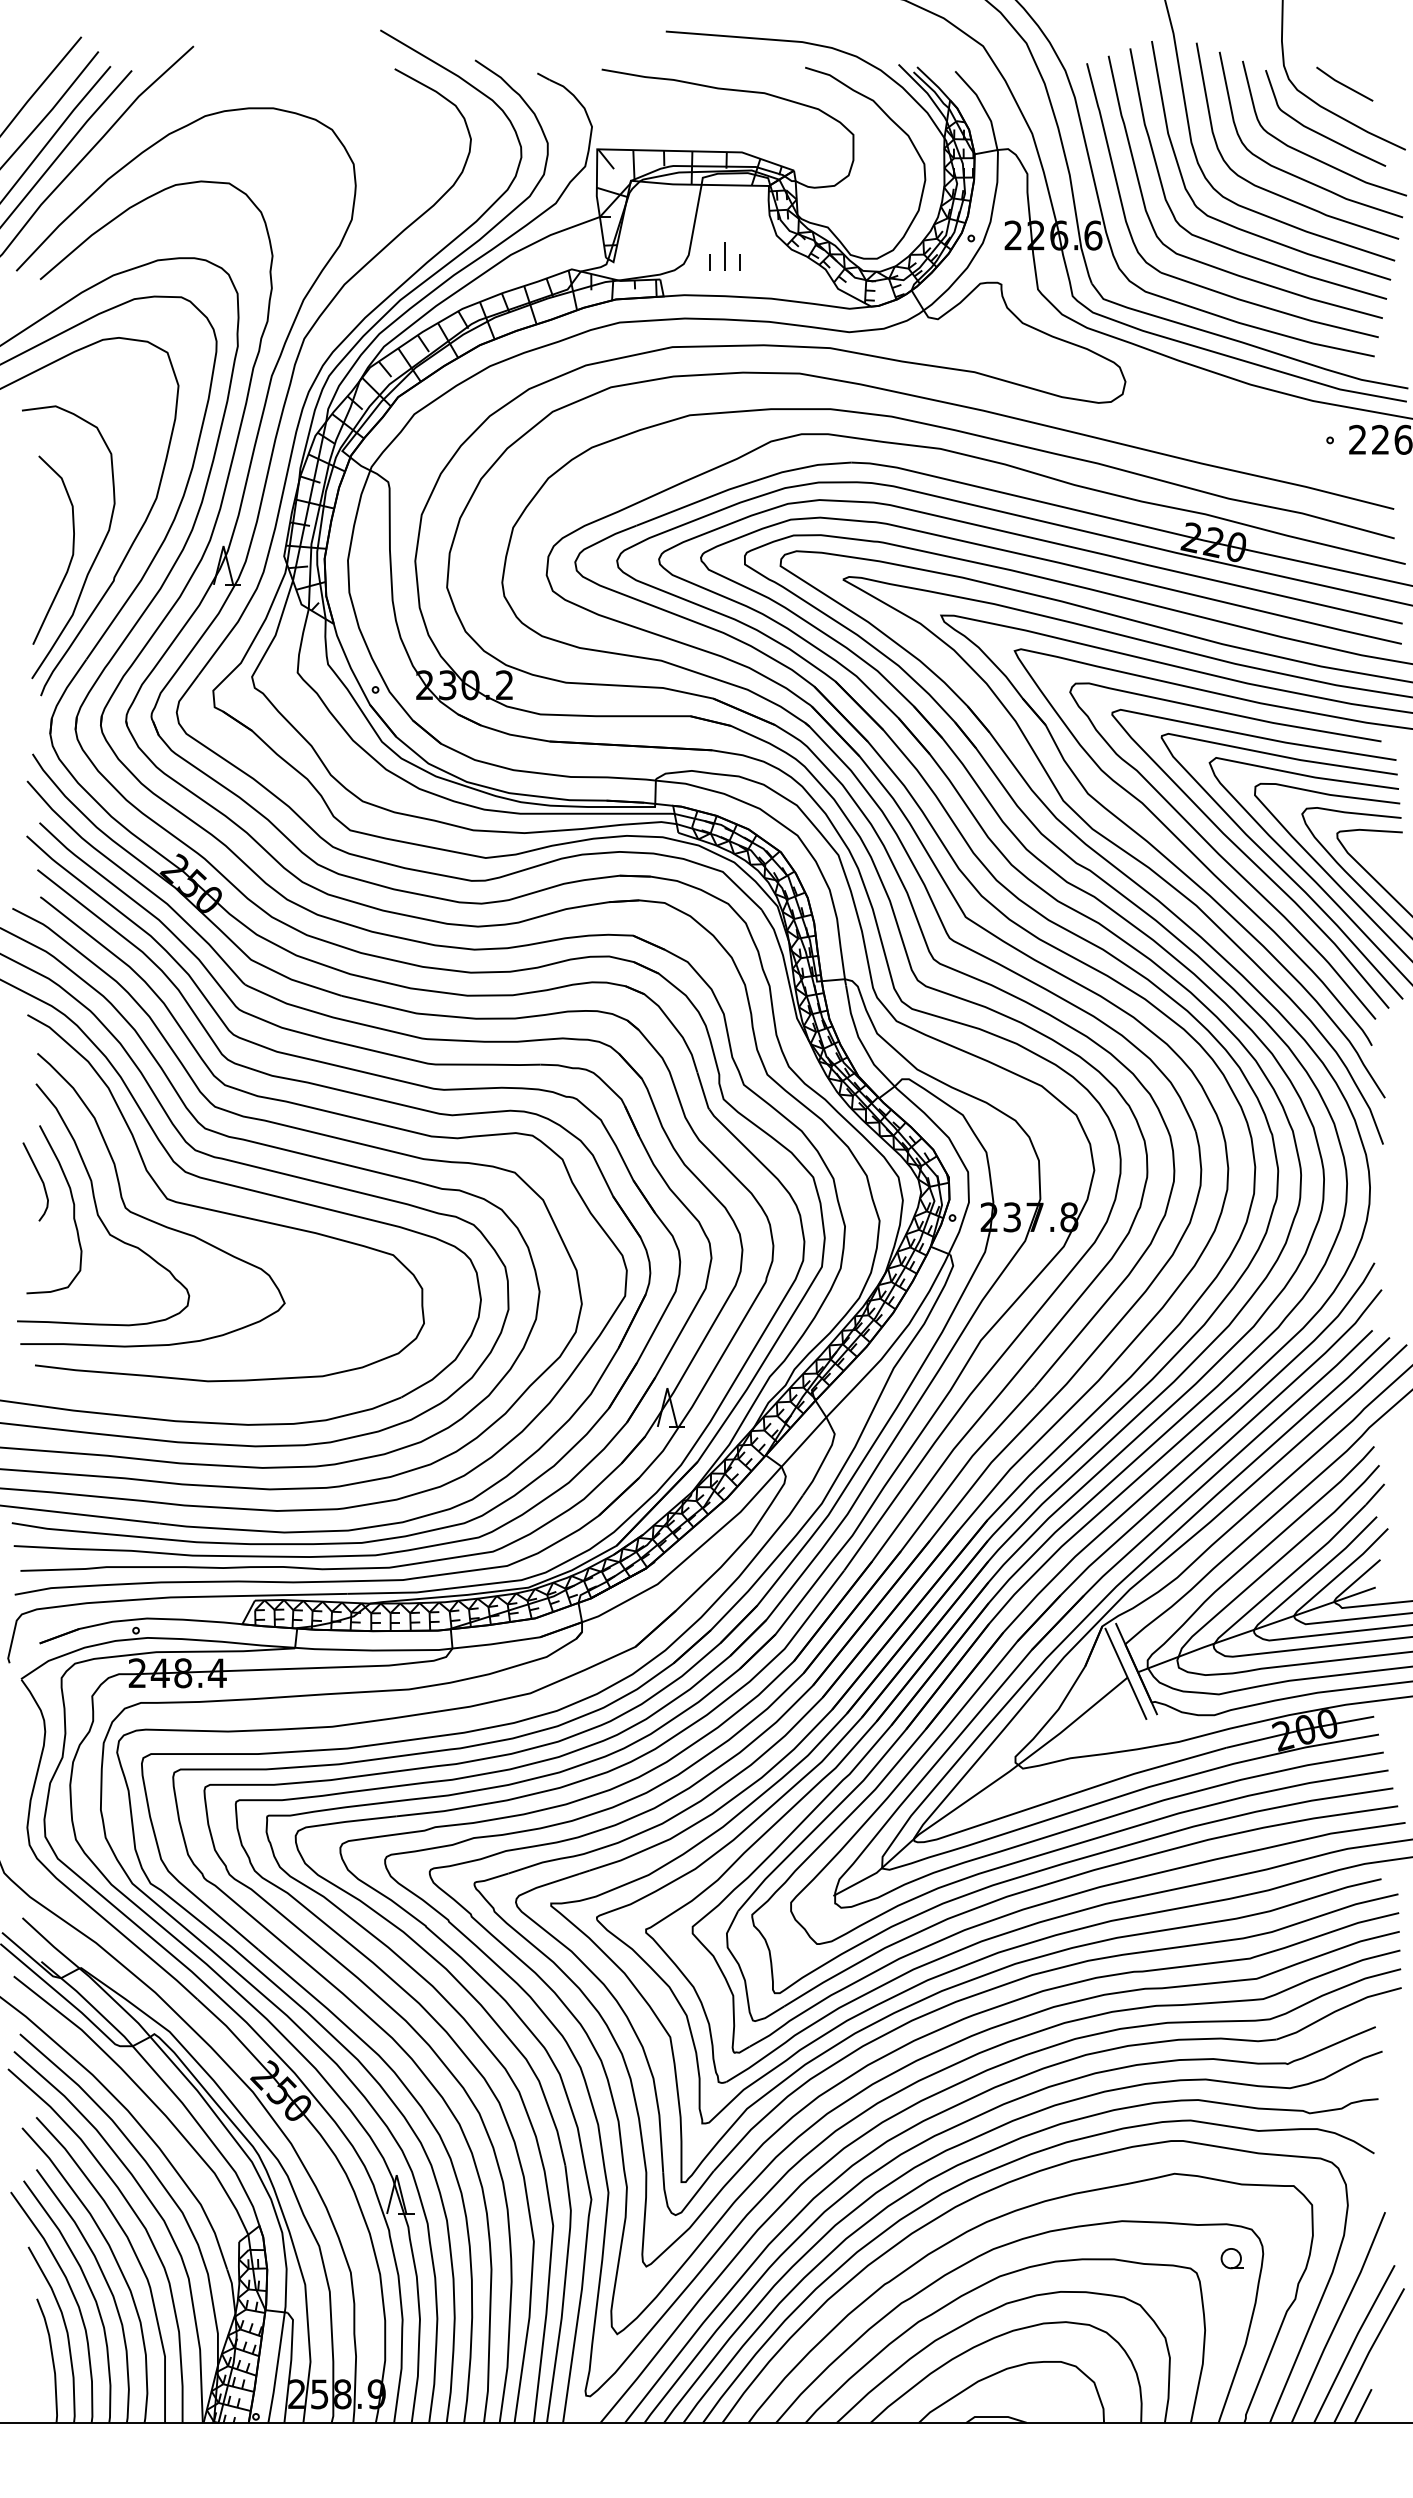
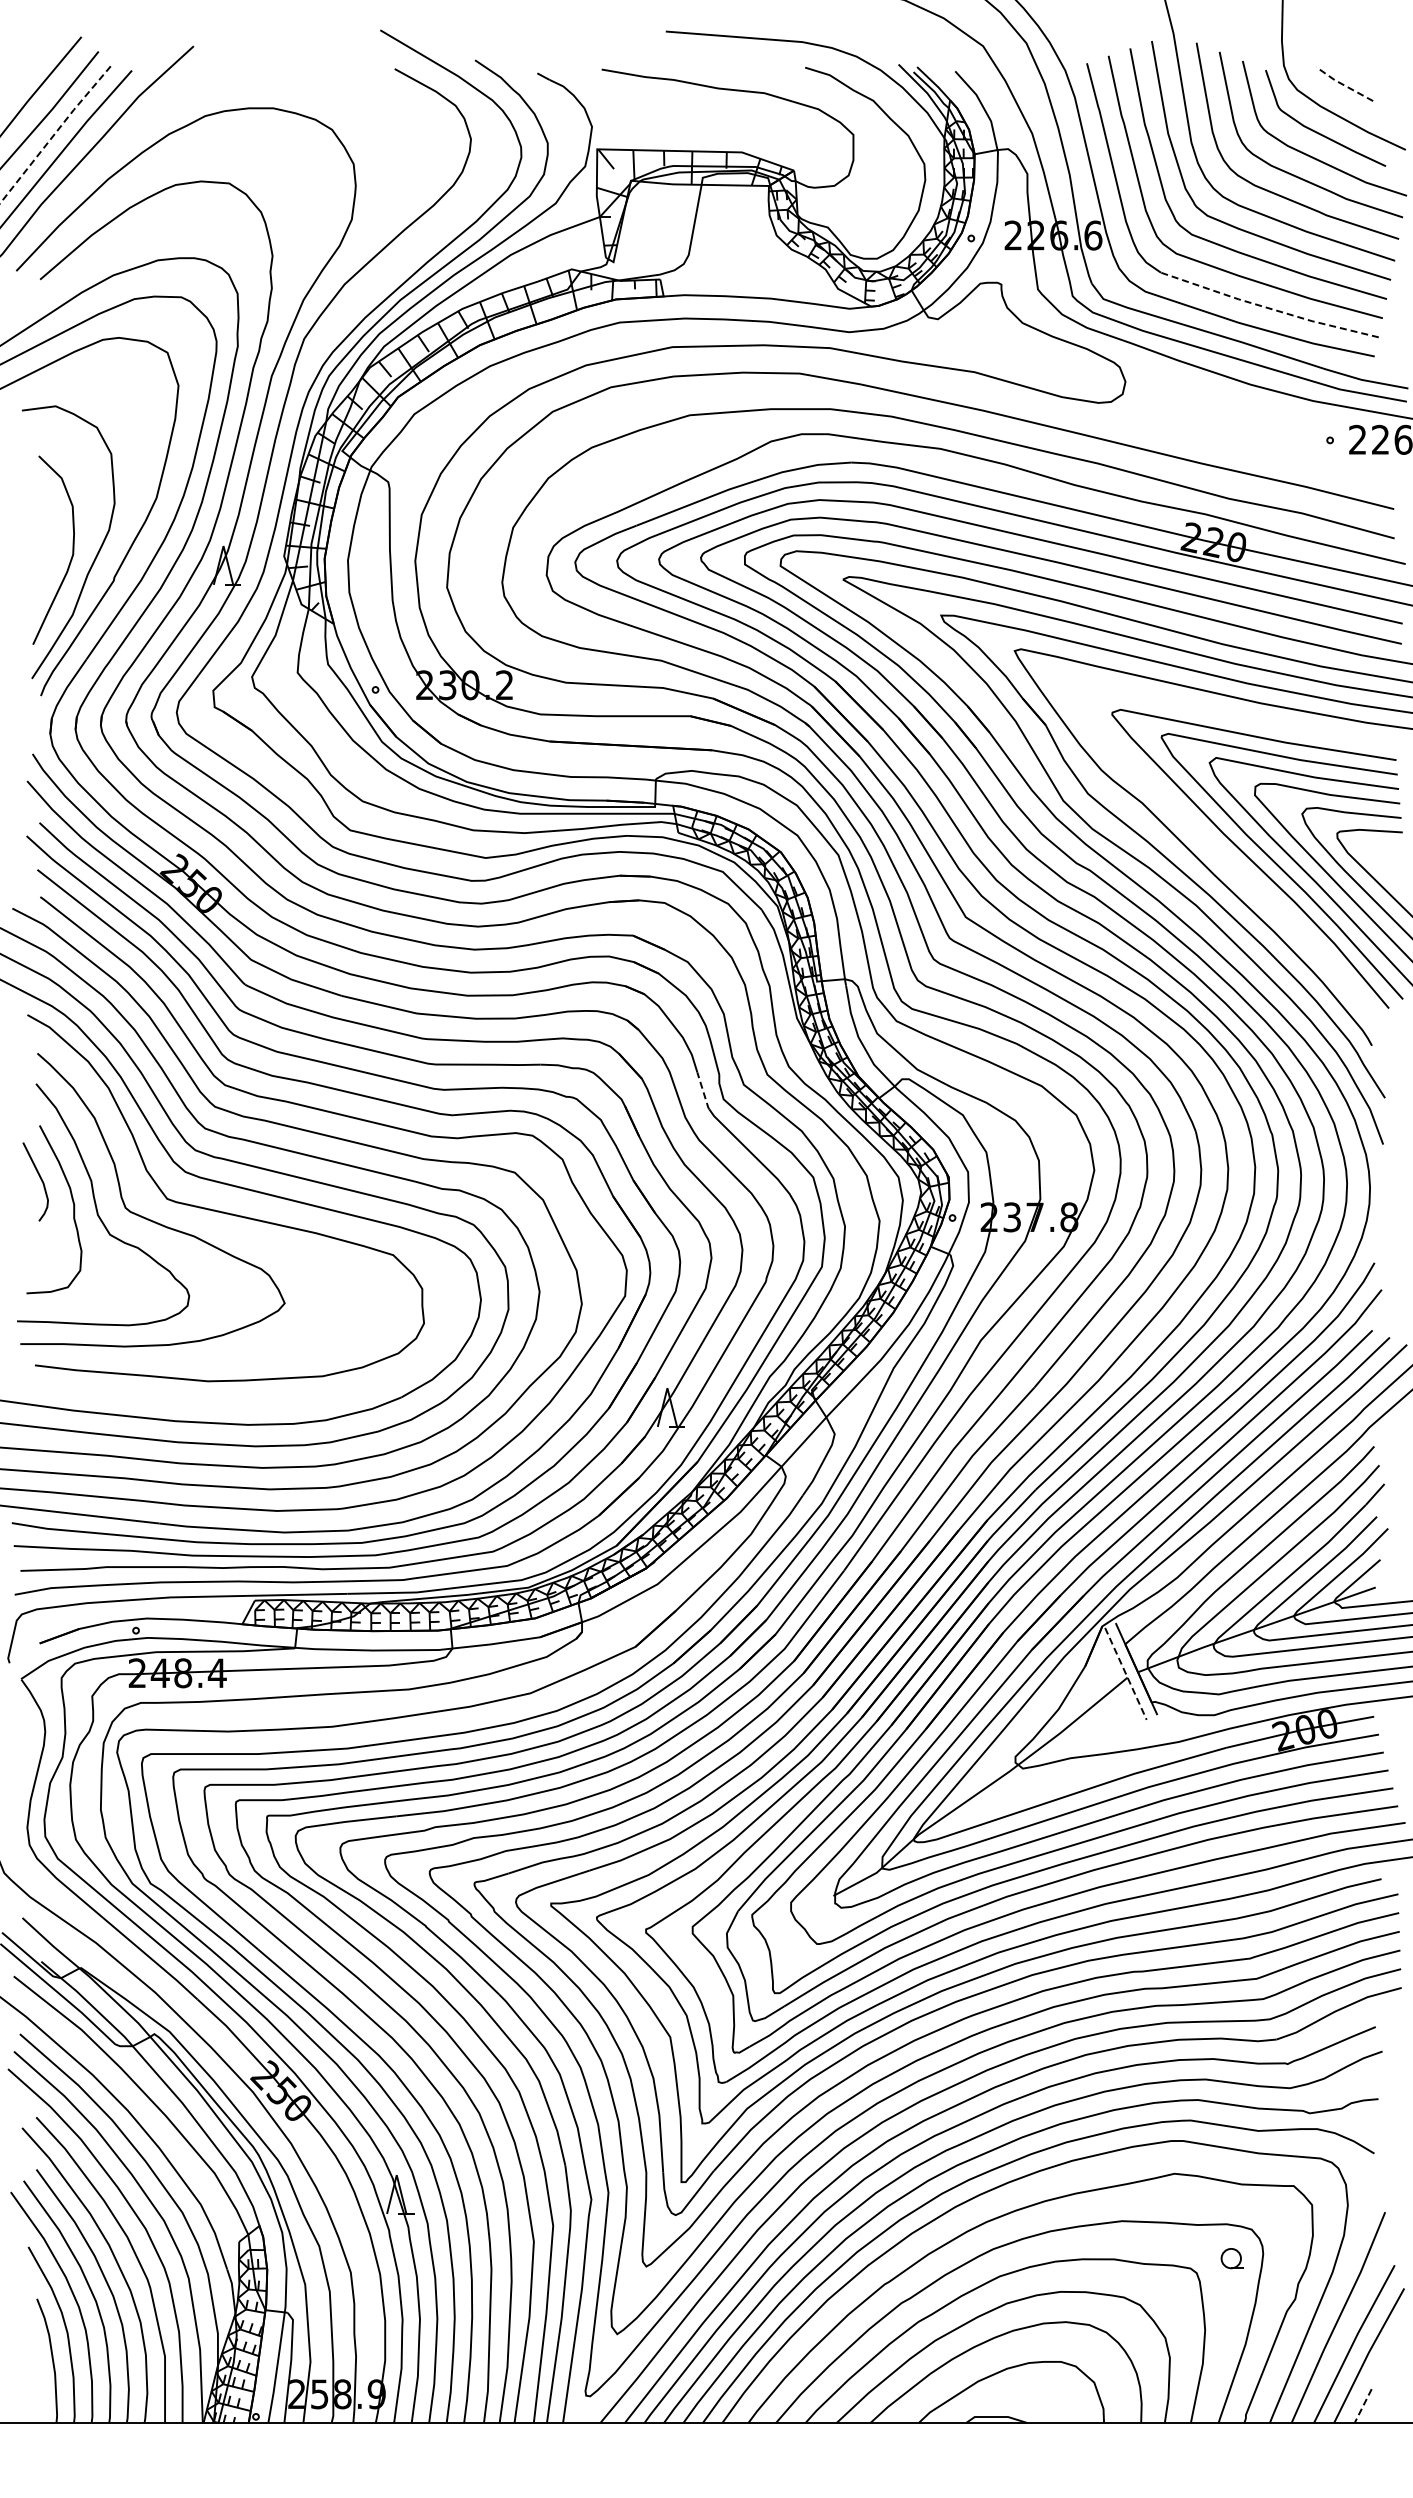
line: solid -> dashed (1343, 84)
line: solid -> dashed (54, 134)
part: present -> none (724, 256)
line: solid -> dashed (1268, 308)
curve: present -> none (1220, 854)
line: solid -> dashed (703, 1091)
line: solid -> dashed (1126, 1674)
line: solid -> dashed (1363, 2406)
